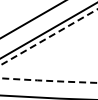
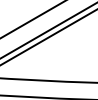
line: dashed -> solid (48, 37)
arc: dashed -> solid (48, 80)
